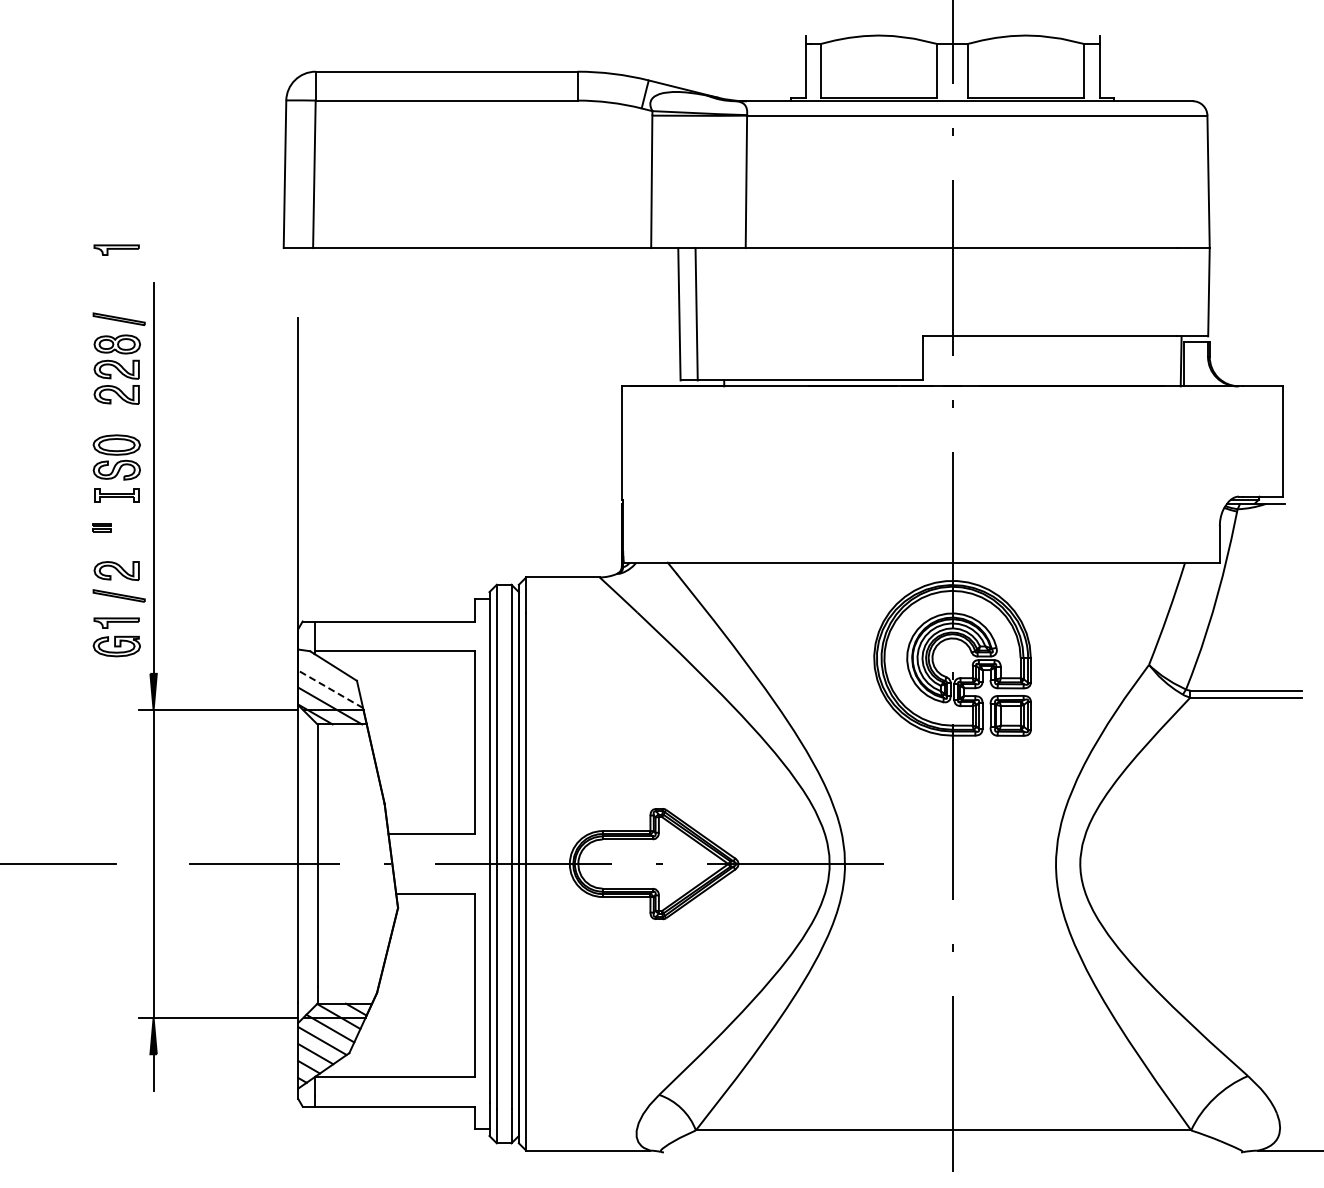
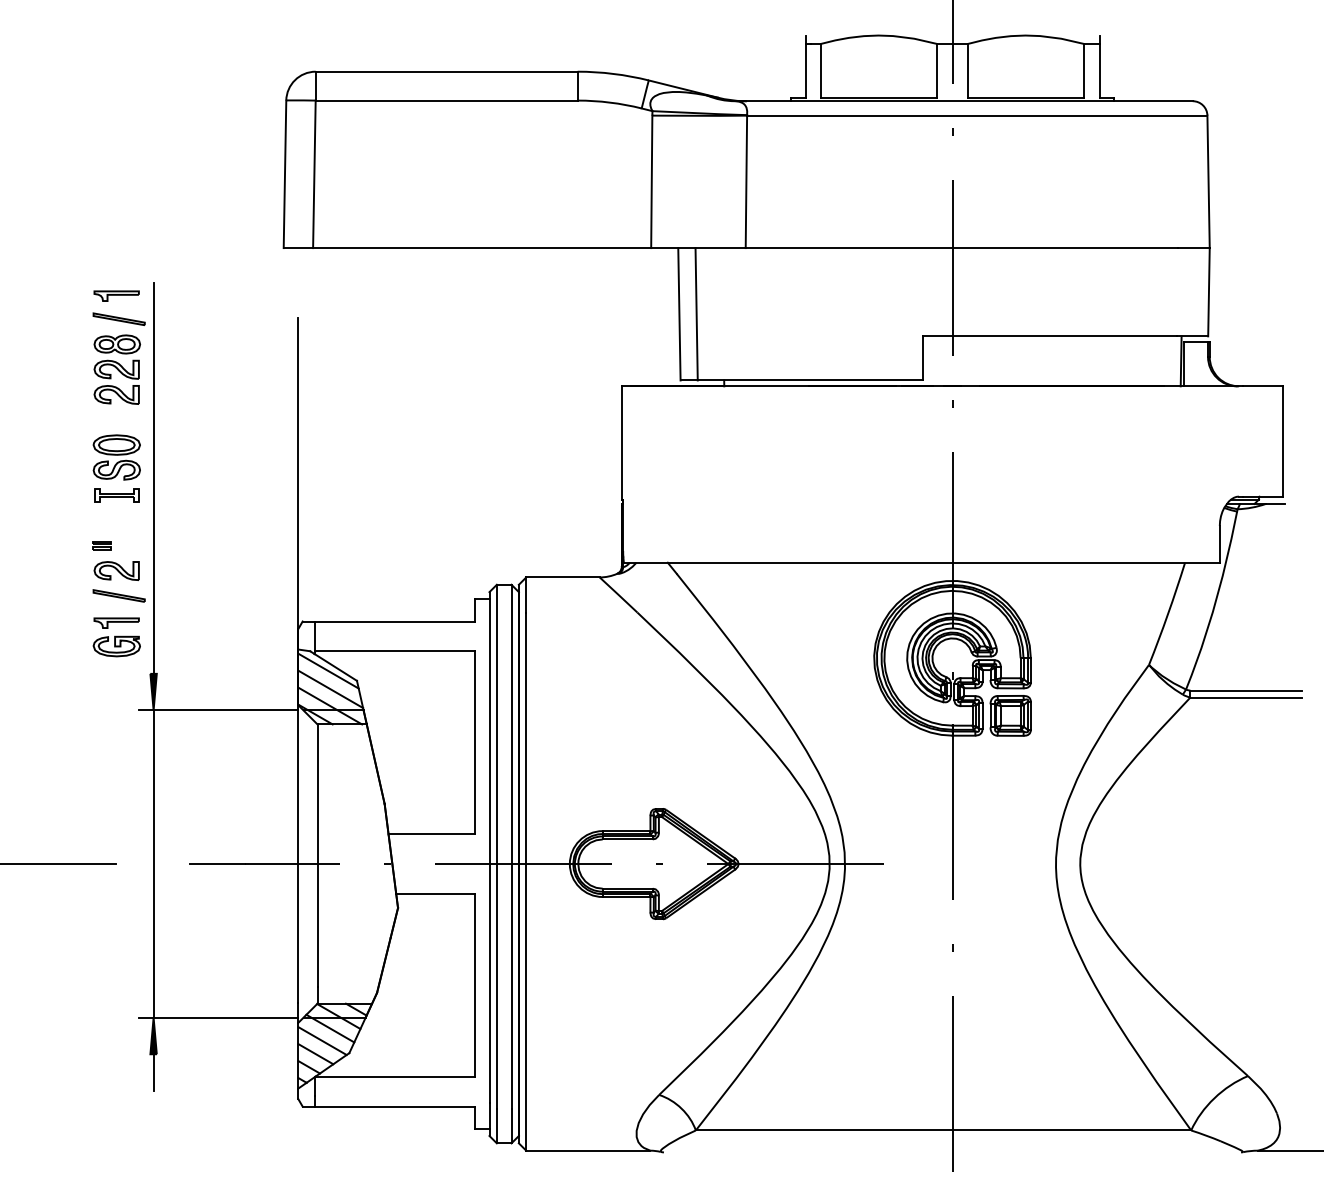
part position: (116, 249) -> (116, 295) (116, 295)
part position: (101, 527) -> (101, 545) (101, 545)
line: none -> present (328, 670)
line: dashed -> solid (330, 689)
